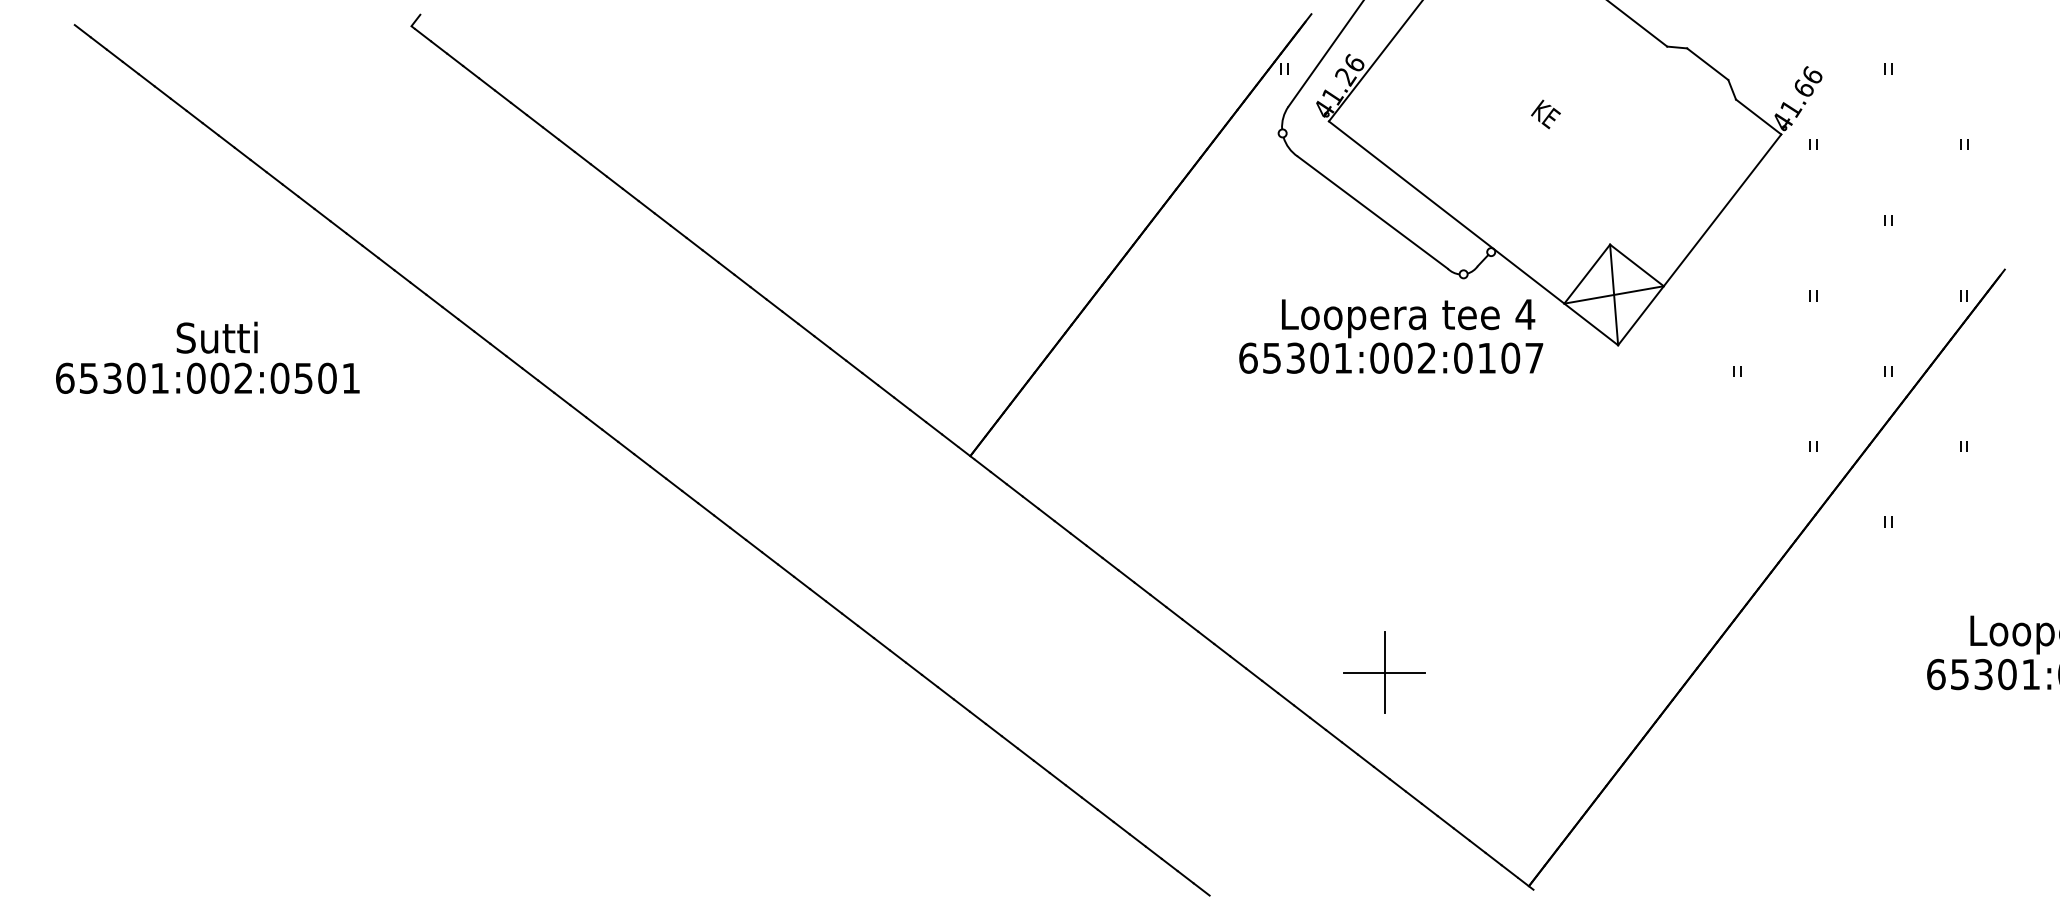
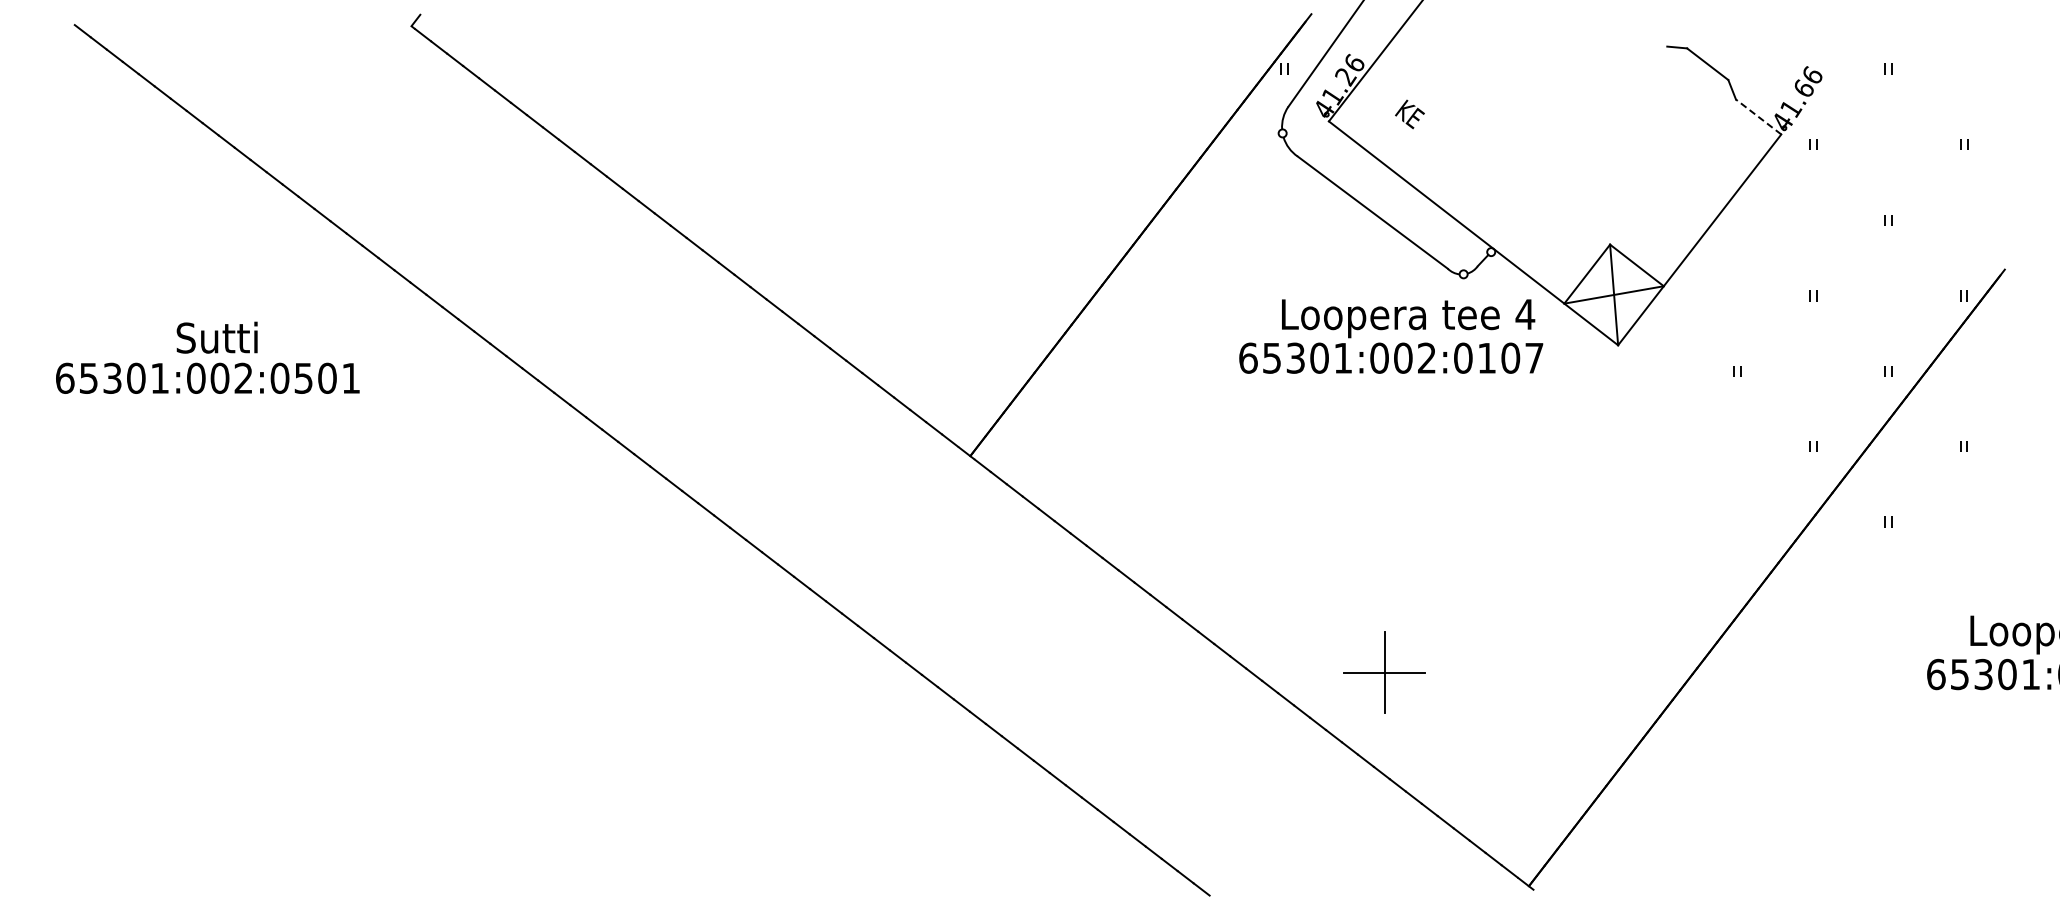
line: present -> none (1638, 24)
text position: (1545, 114) -> (1409, 114) (1409, 114)
line: solid -> dashed (1758, 117)
